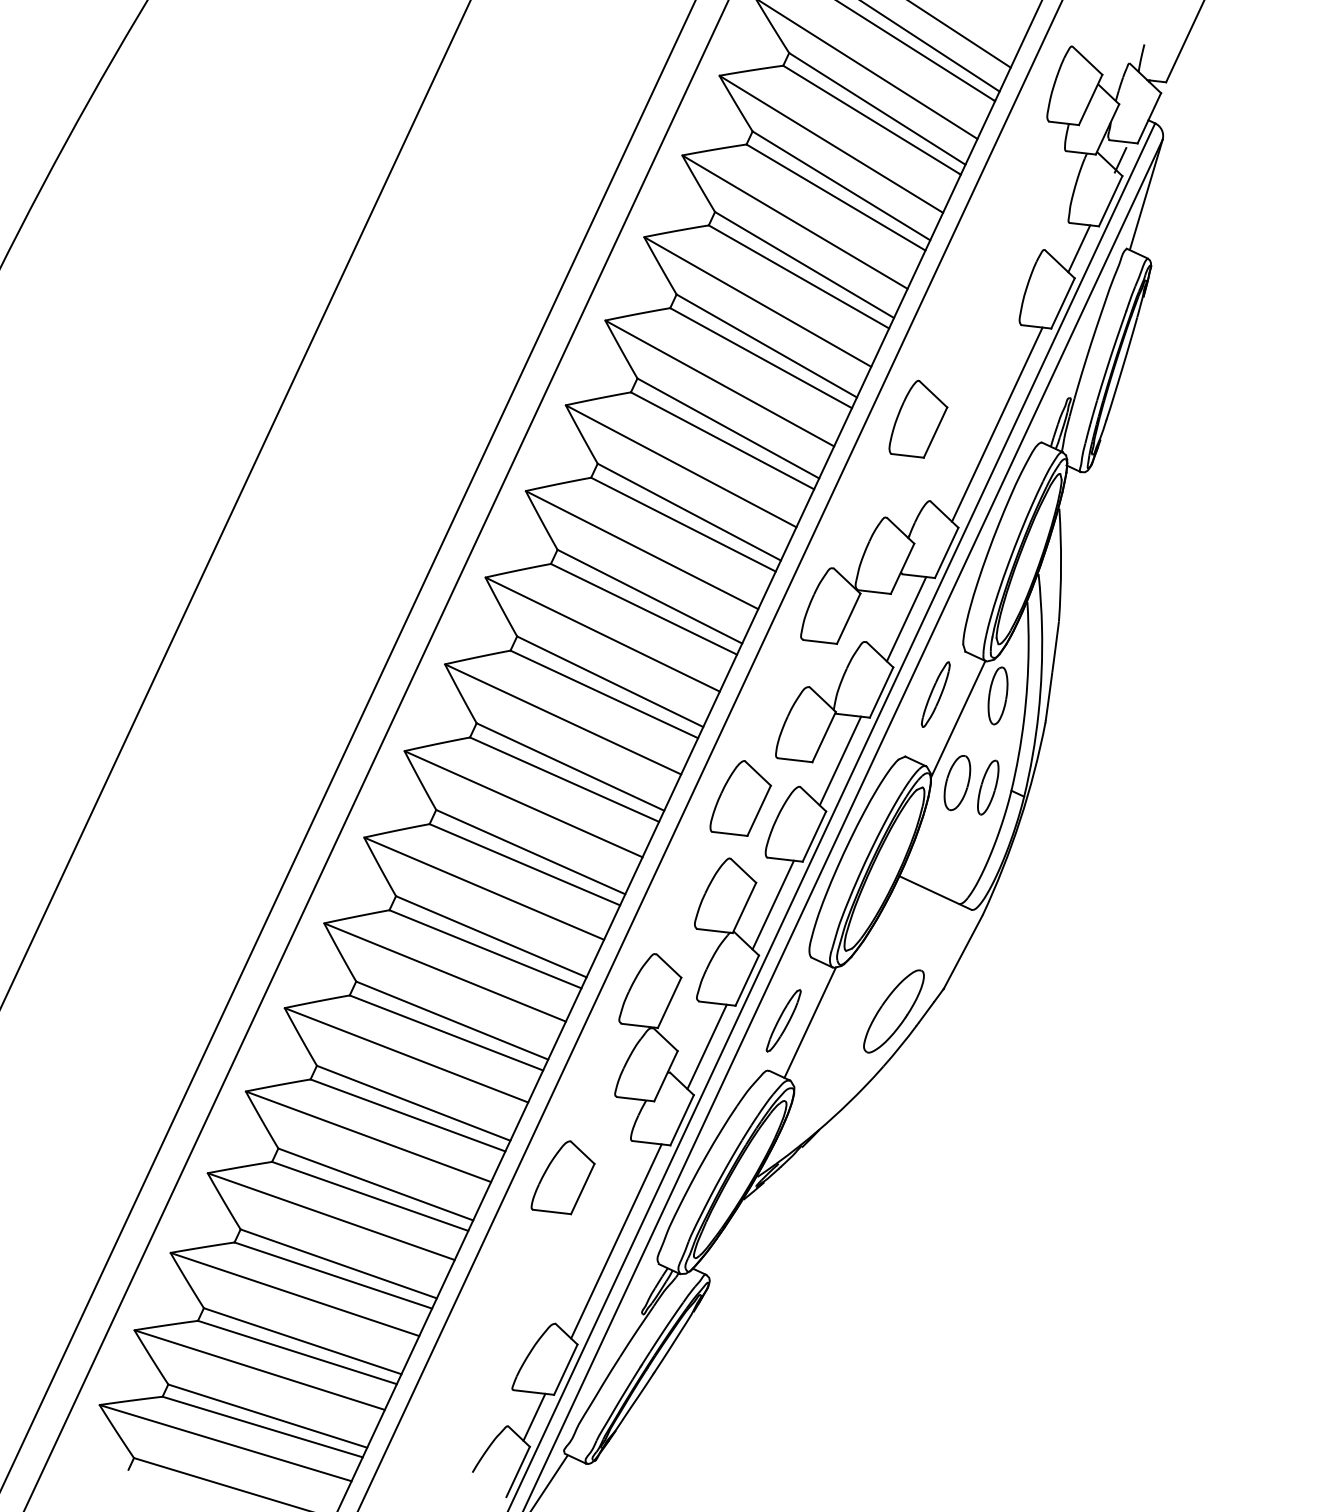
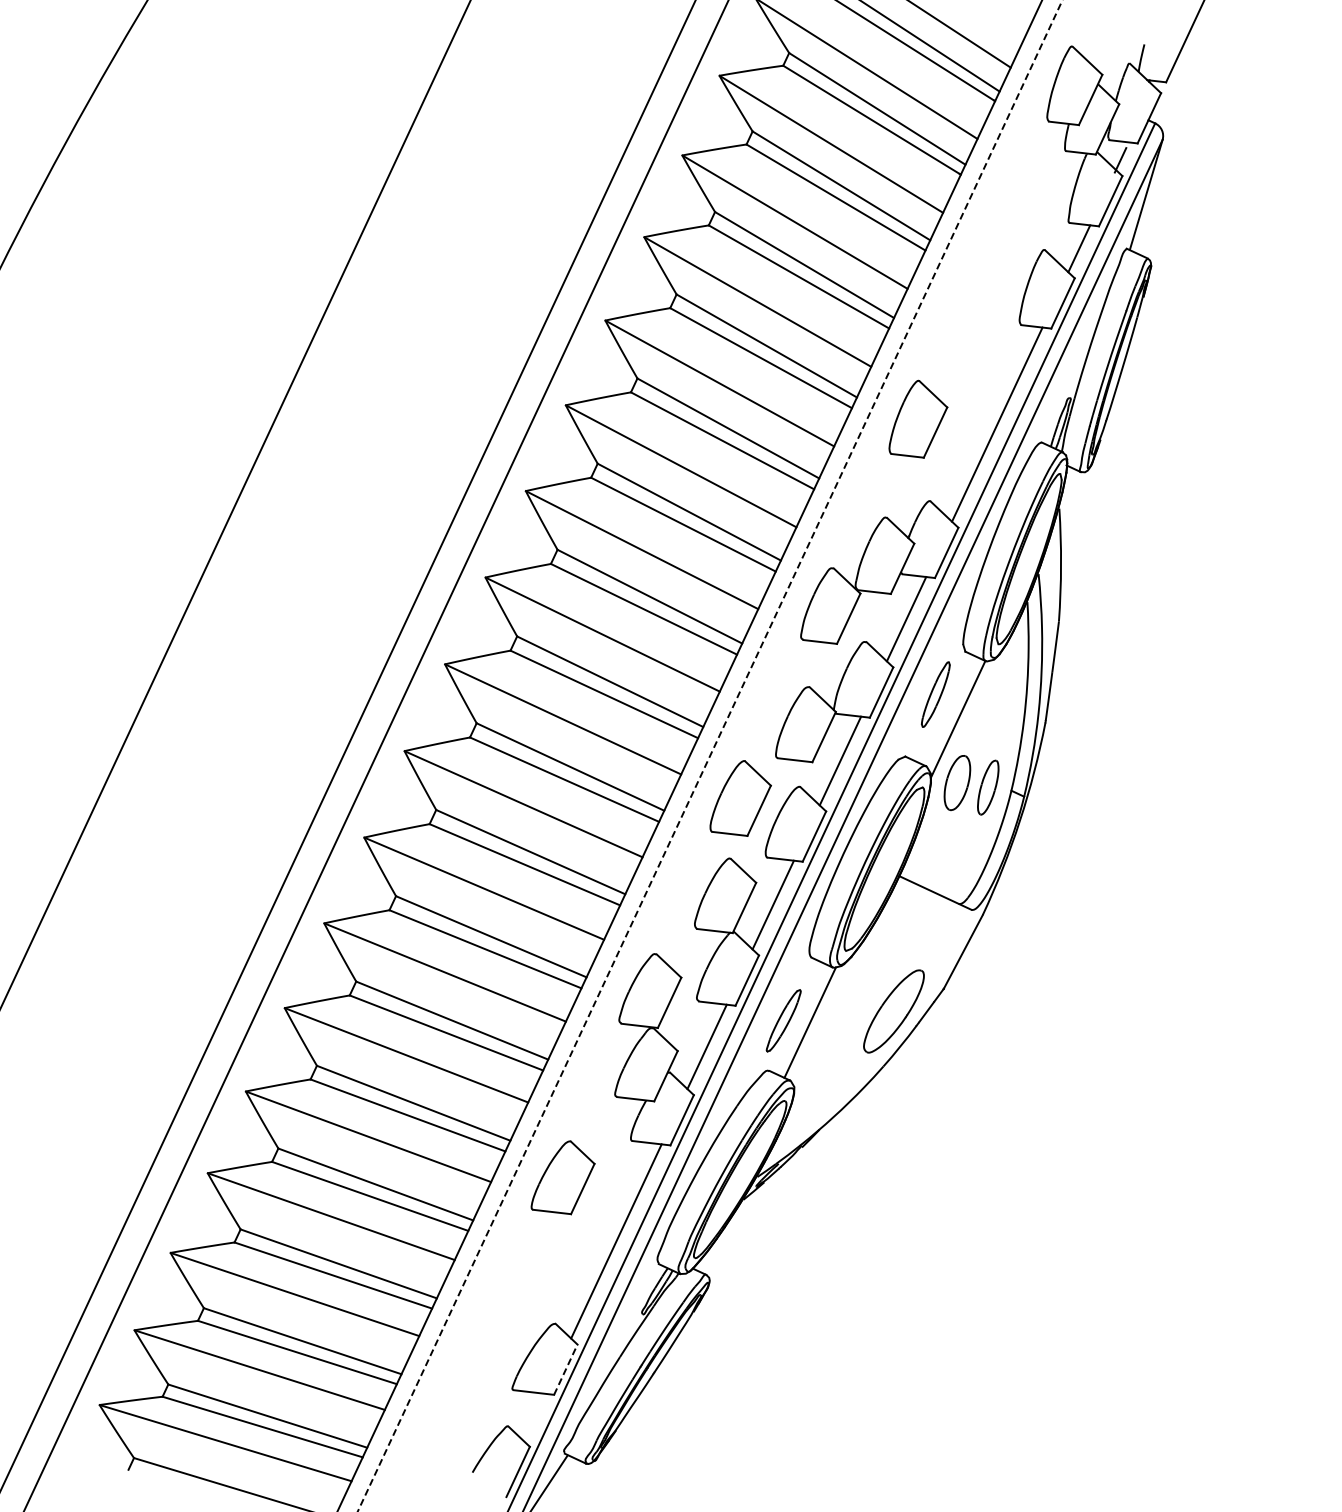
part: present -> none (997, 695)
line: solid -> dashed (710, 755)
line: solid -> dashed (565, 1369)
line: present -> none (534, 1416)
